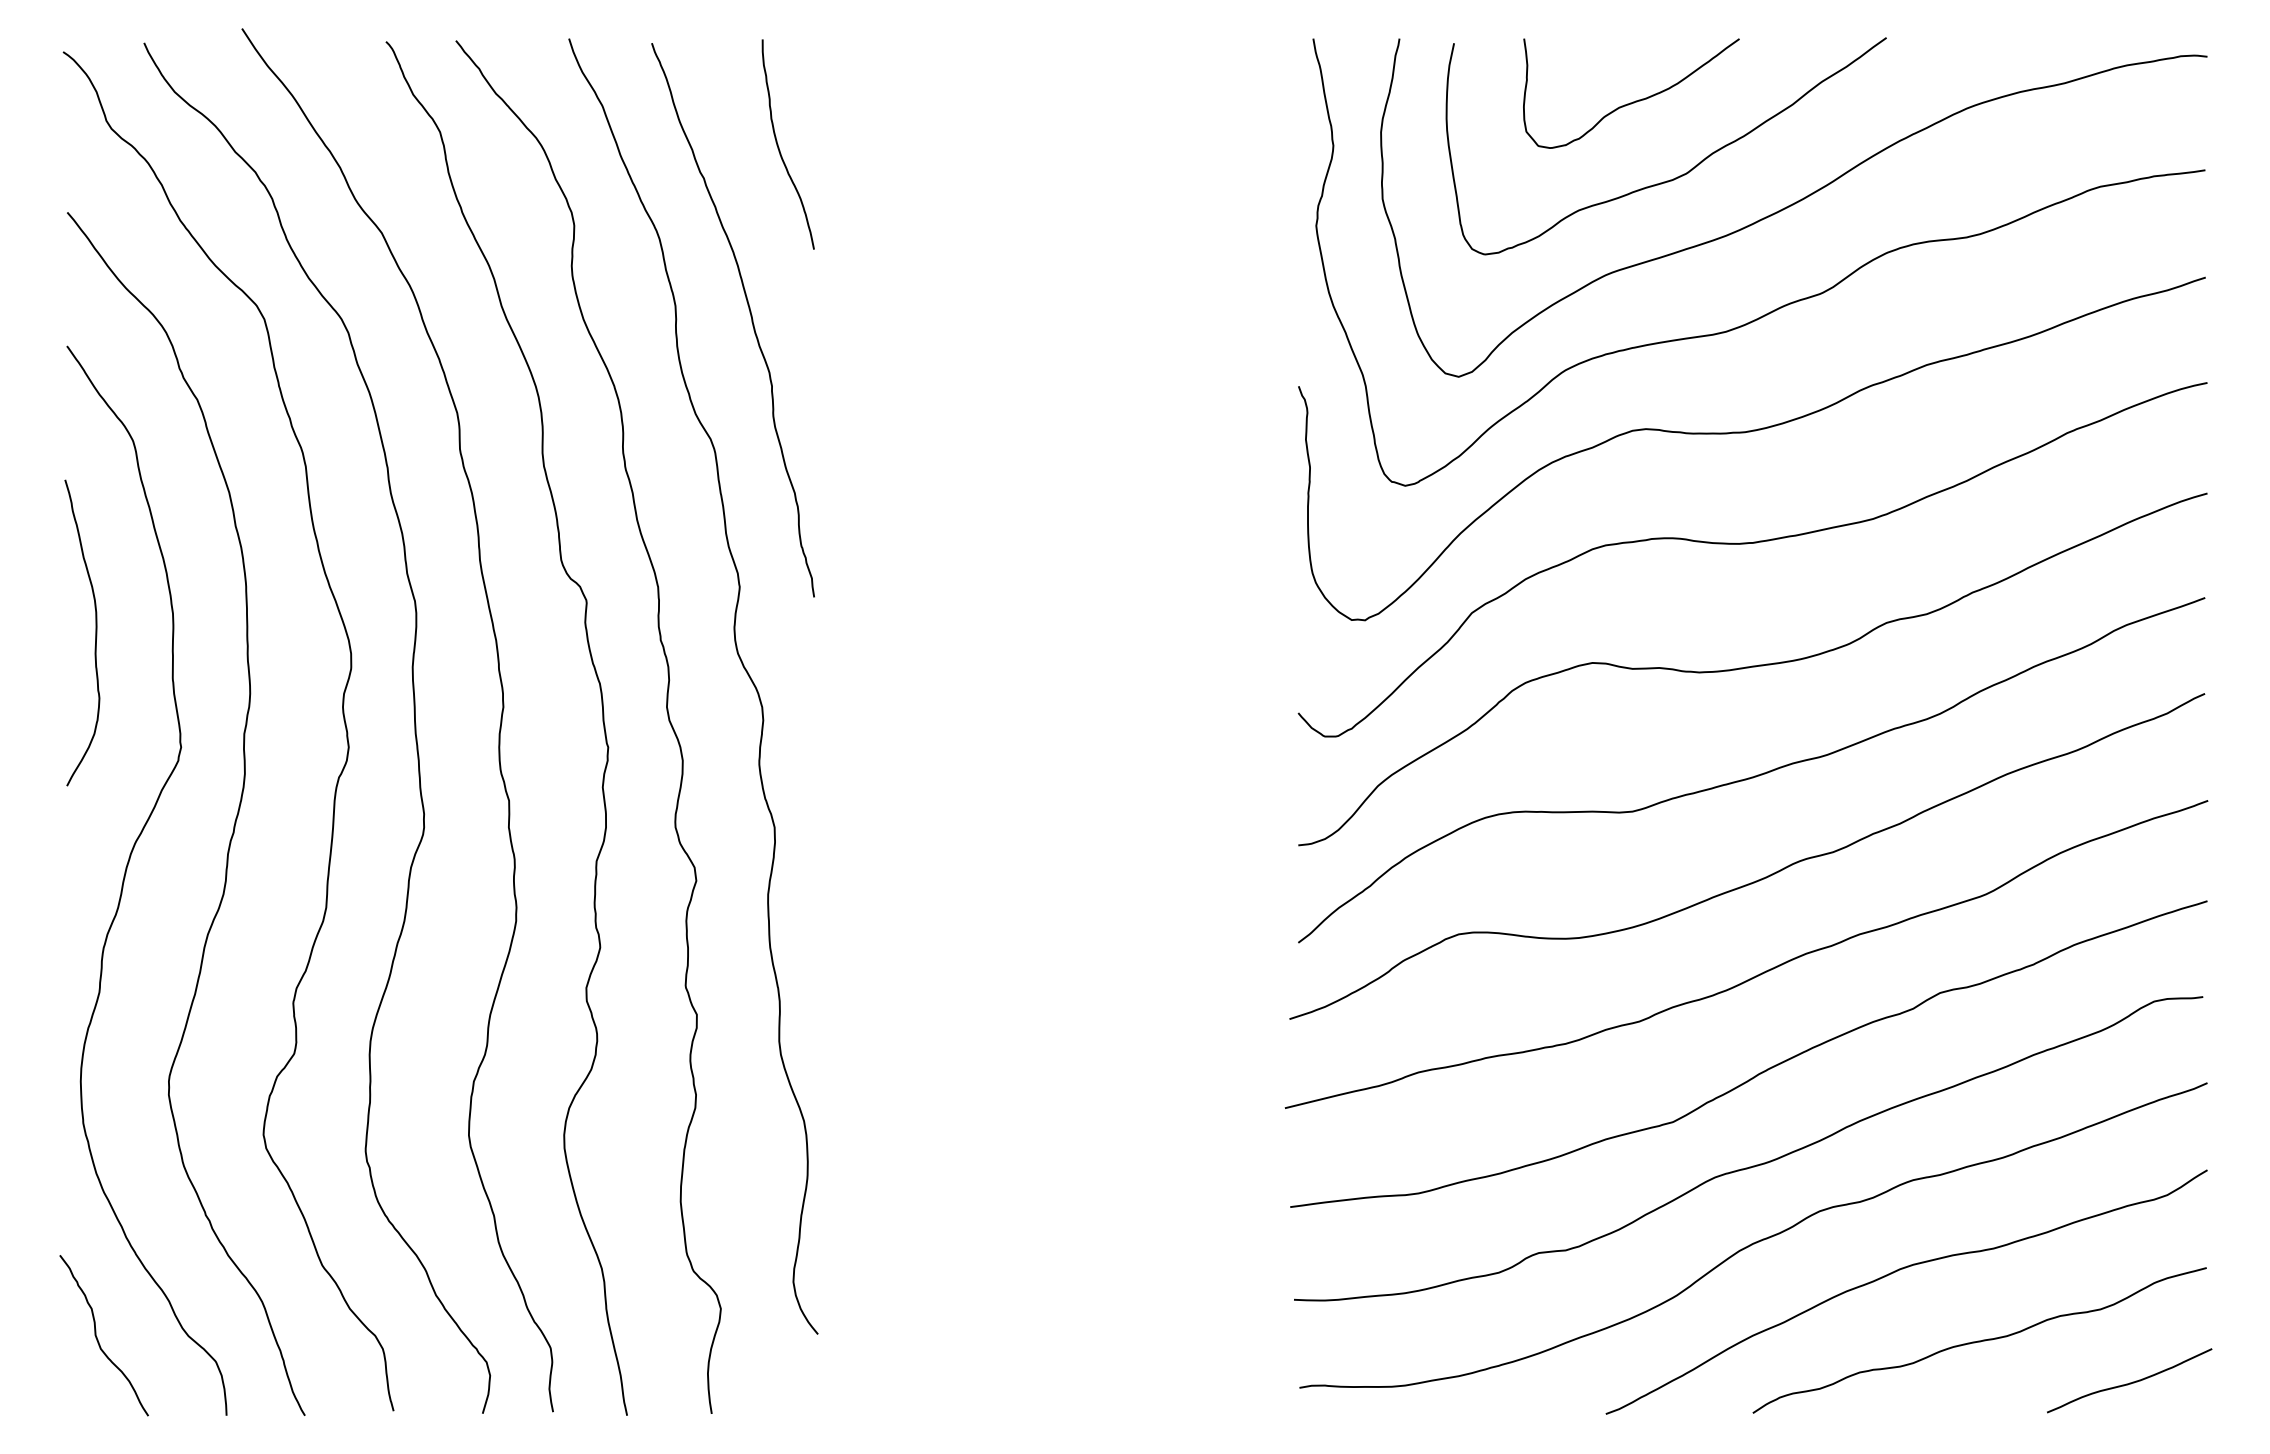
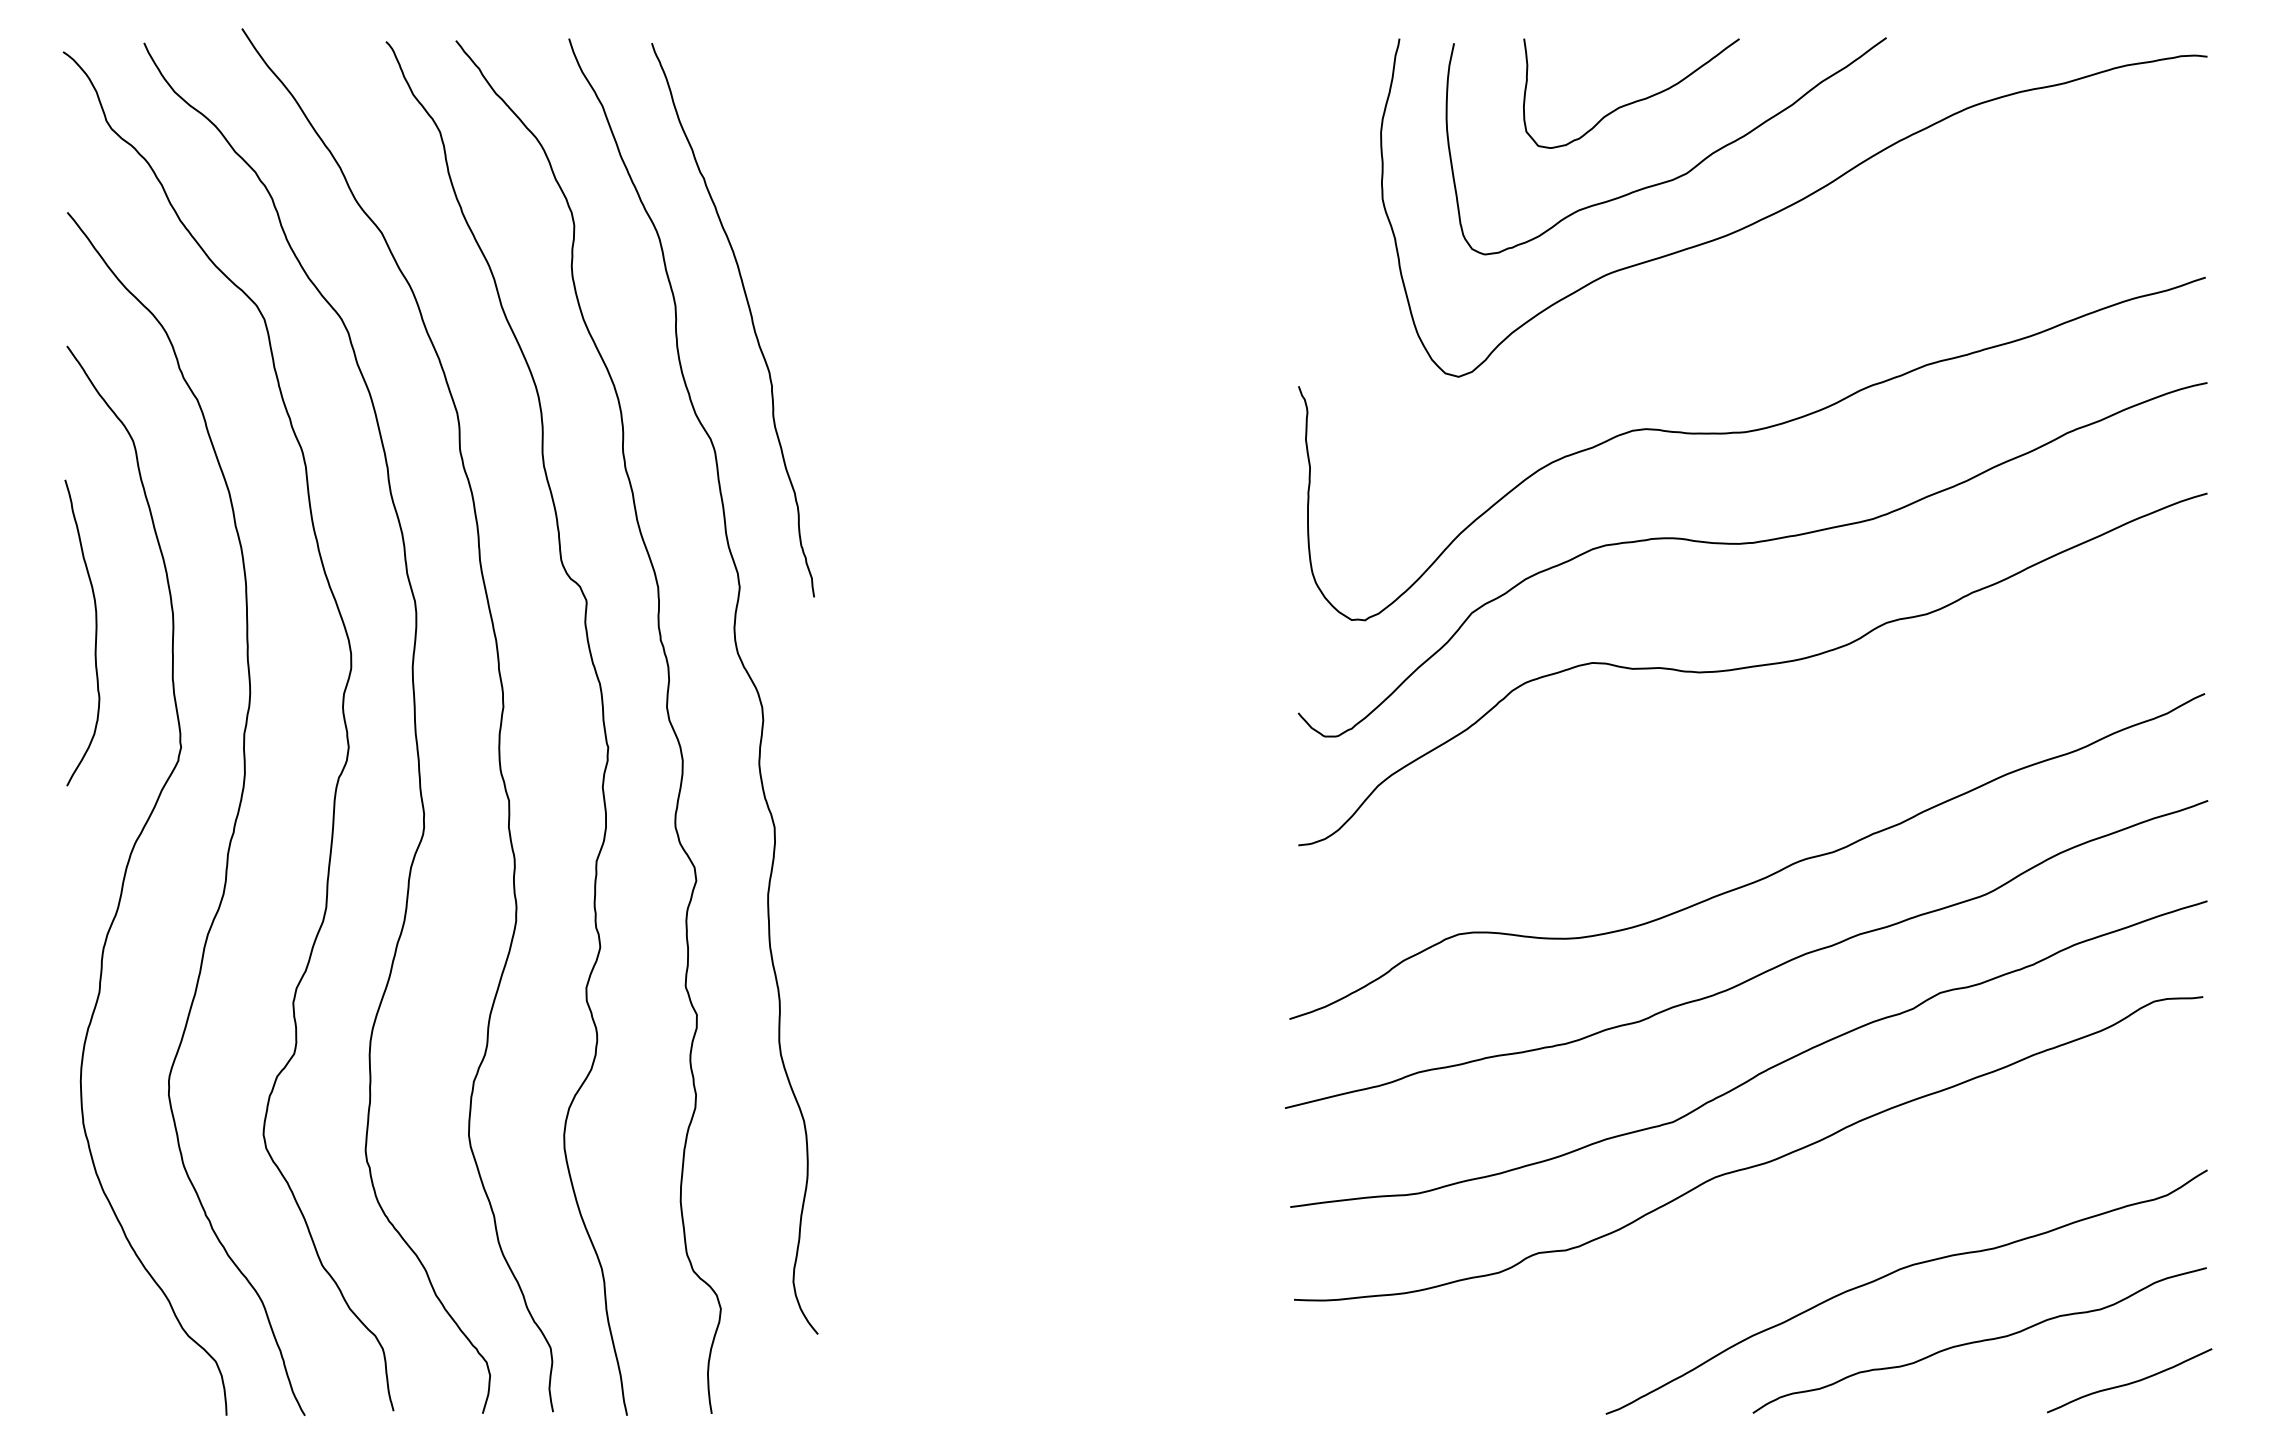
curve: present -> none (779, 147)
curve: present -> none (1780, 306)
curve: present -> none (1754, 775)
curve: present -> none (1755, 1241)
curve: present -> none (97, 1337)
